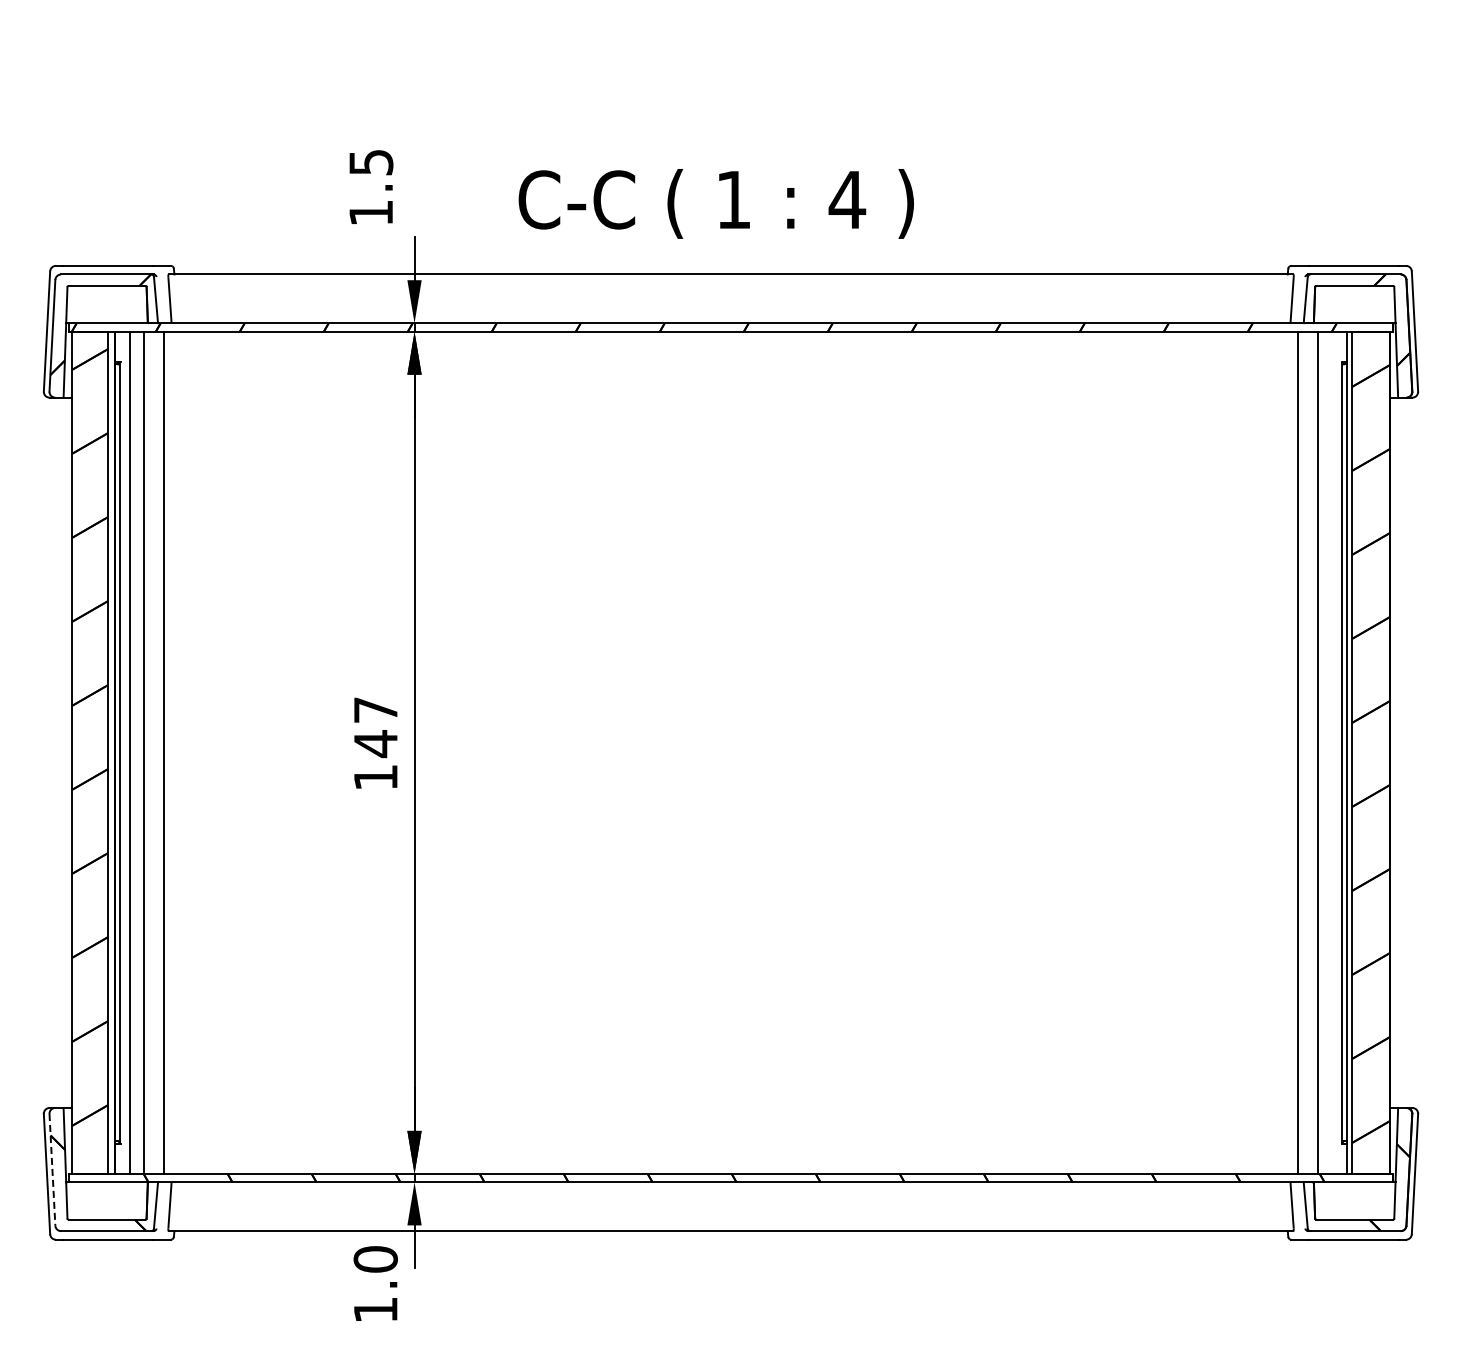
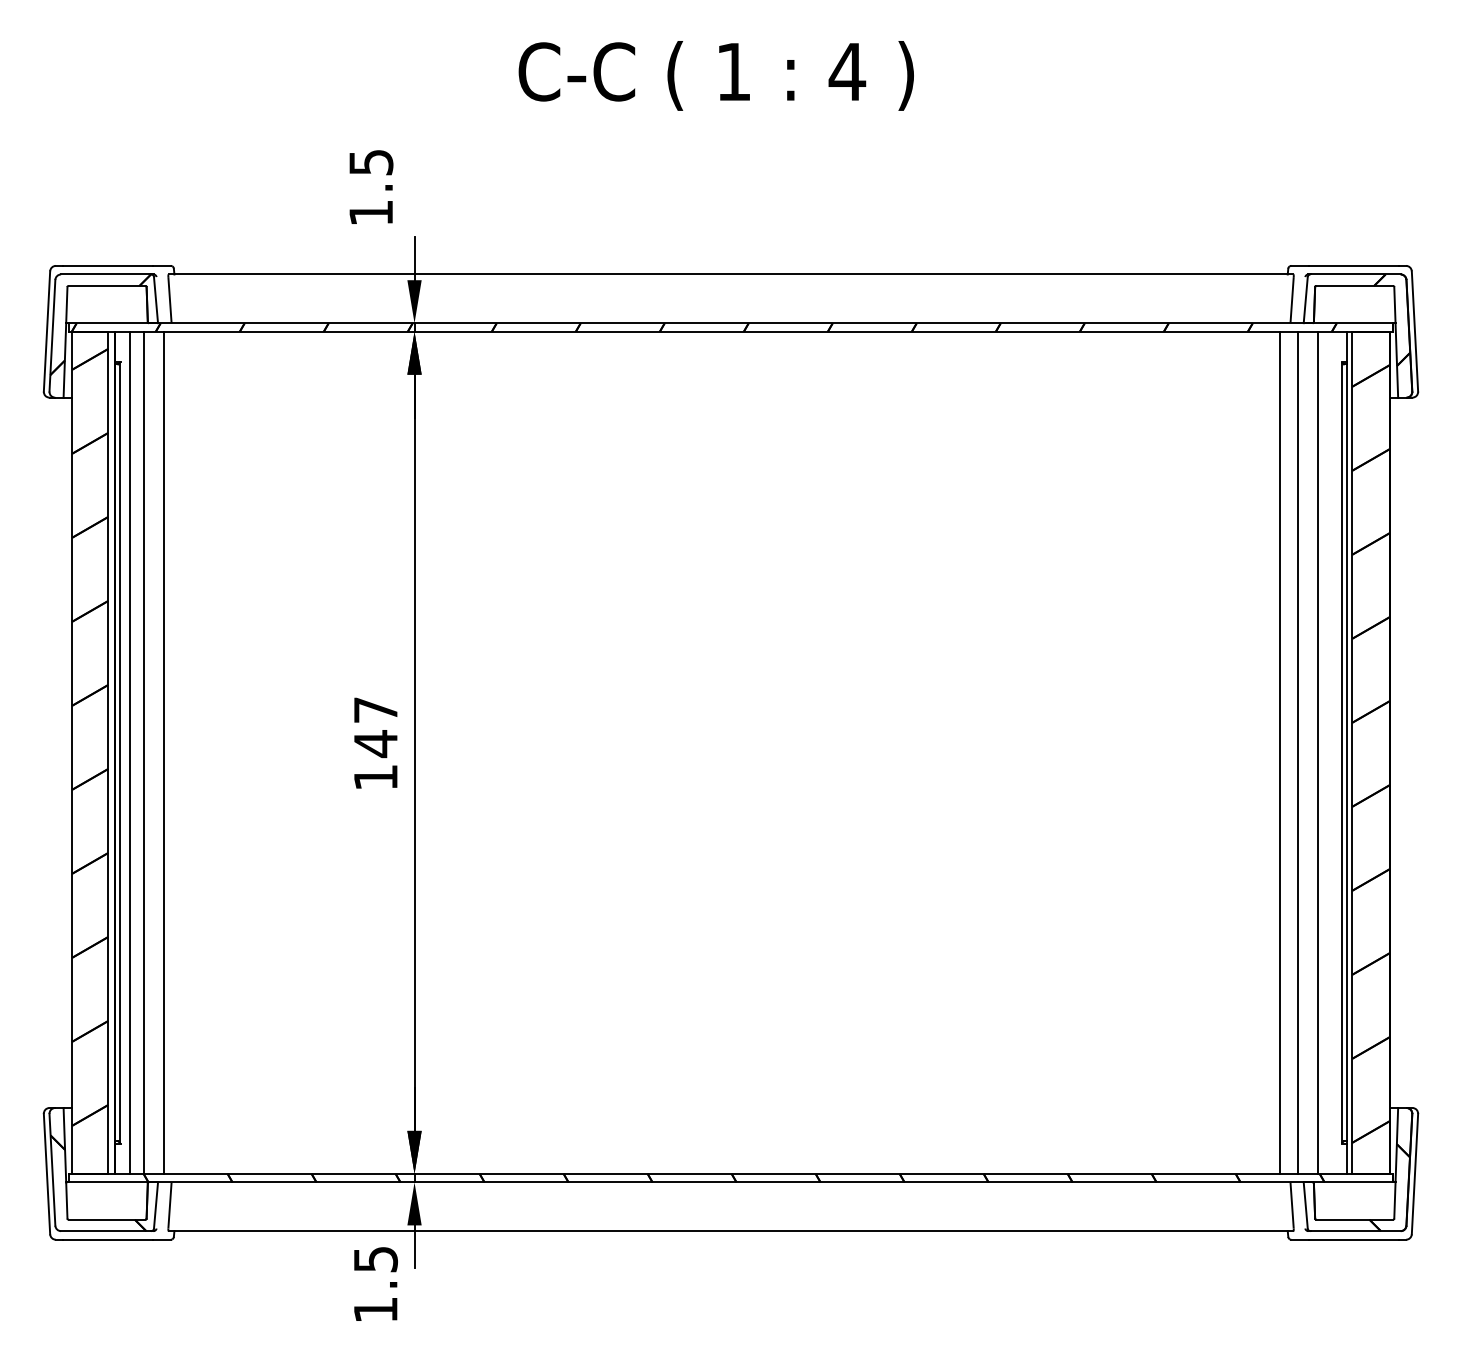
text position: (715, 203) -> (715, 75) (715, 75)
line: none -> present (1279, 752)
line: dashed -> solid (52, 1169)
text: 1.0 -> 1.5 (375, 1259)
